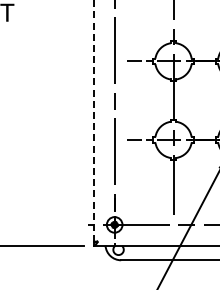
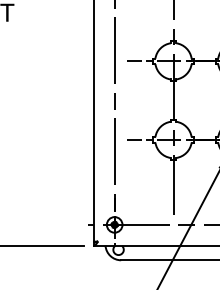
line: dashed -> solid (93, 121)
